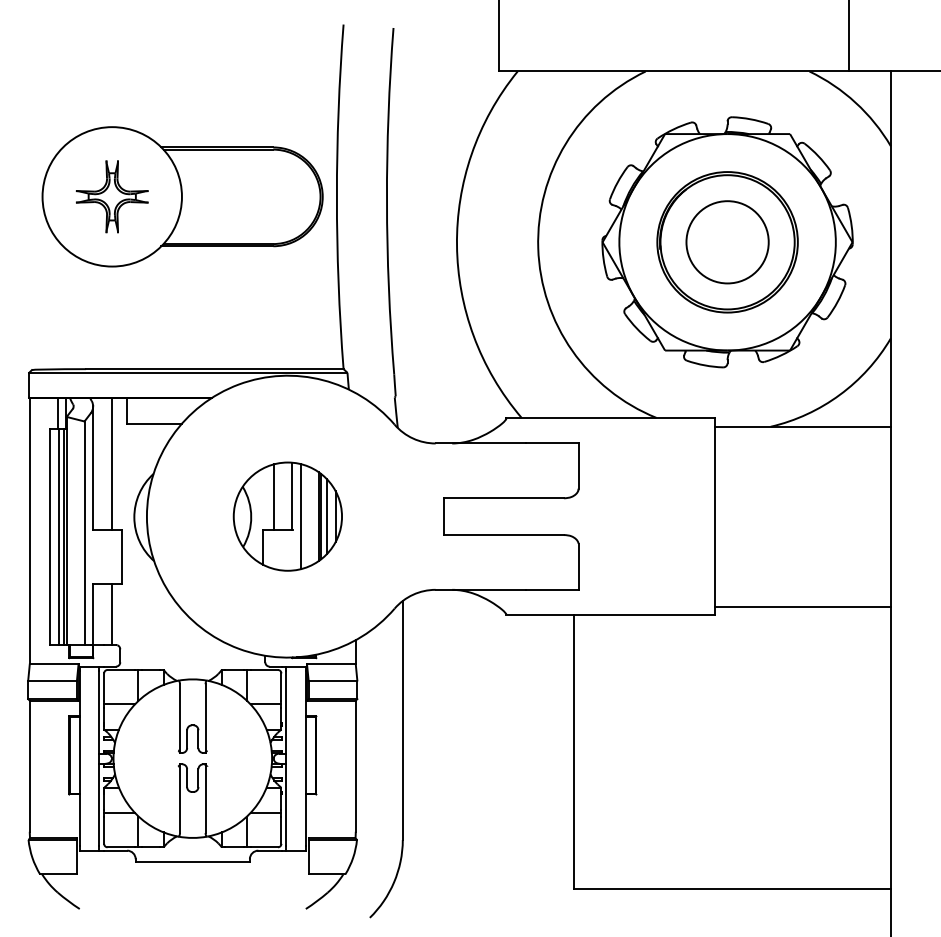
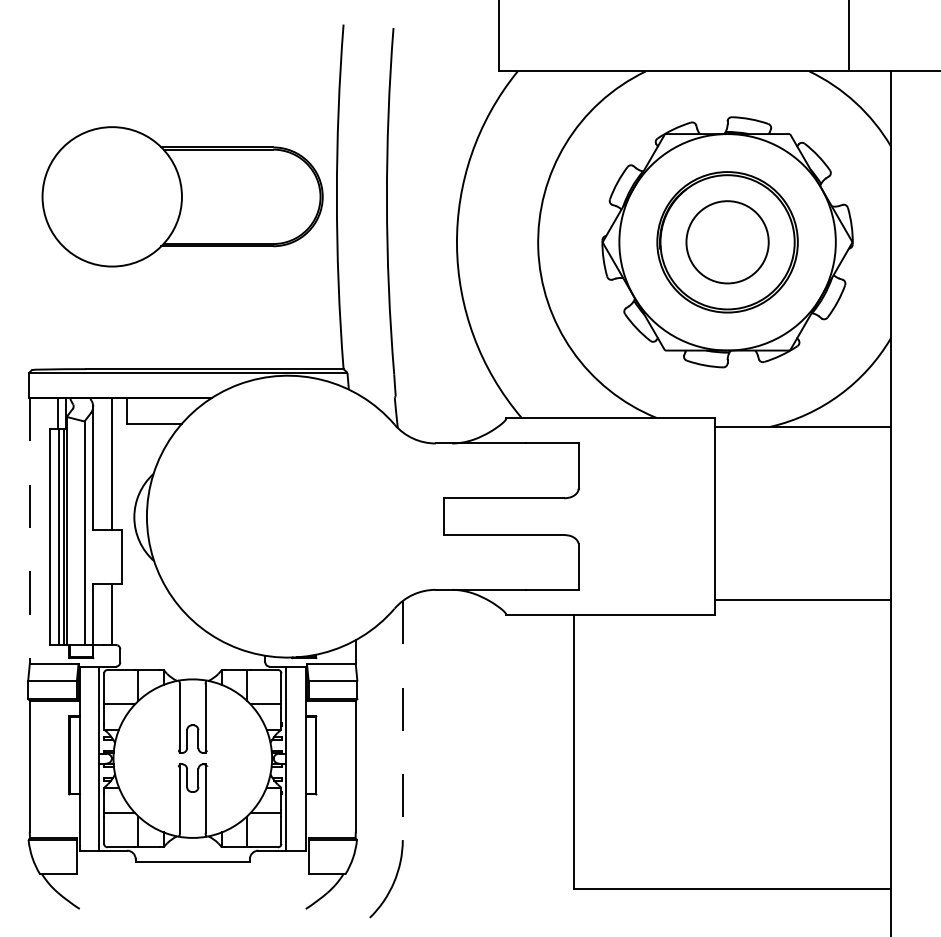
part: present -> none (111, 196)
part: present -> none (287, 516)
line: solid -> dashed (29, 531)
line position: (802, 606) -> (802, 599) (802, 599)
line: solid -> dashed (402, 720)
